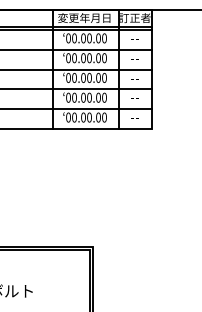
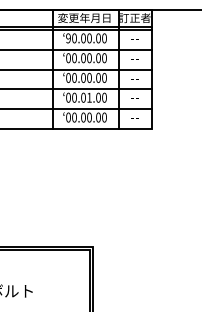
text: 00.00.00 -> 90.00.00 (68, 38)
text: 00.00.00 -> 00.01.00 (89, 97)
